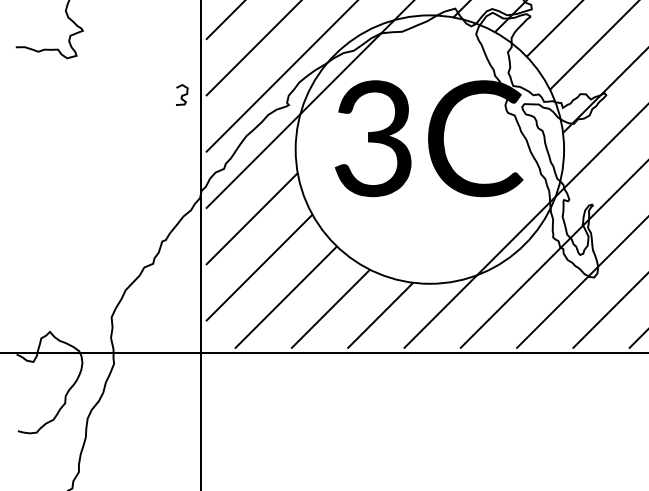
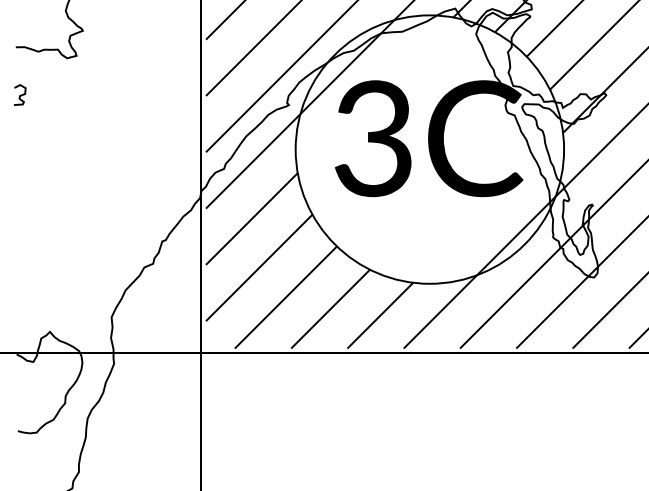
curve position: (182, 94) -> (20, 94) (20, 94)
